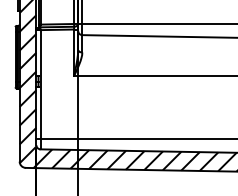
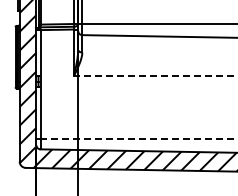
line: solid -> dashed (155, 76)
line: solid -> dashed (139, 138)
